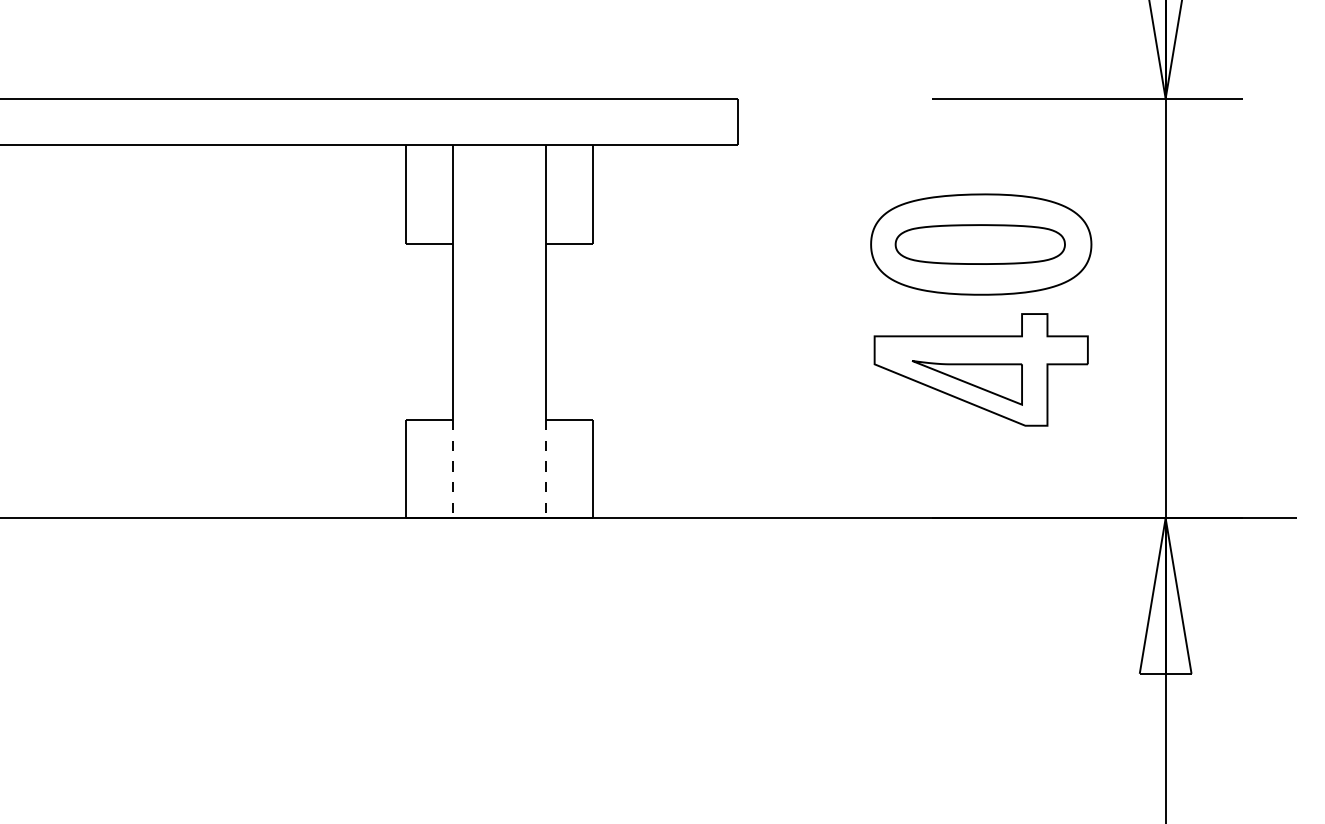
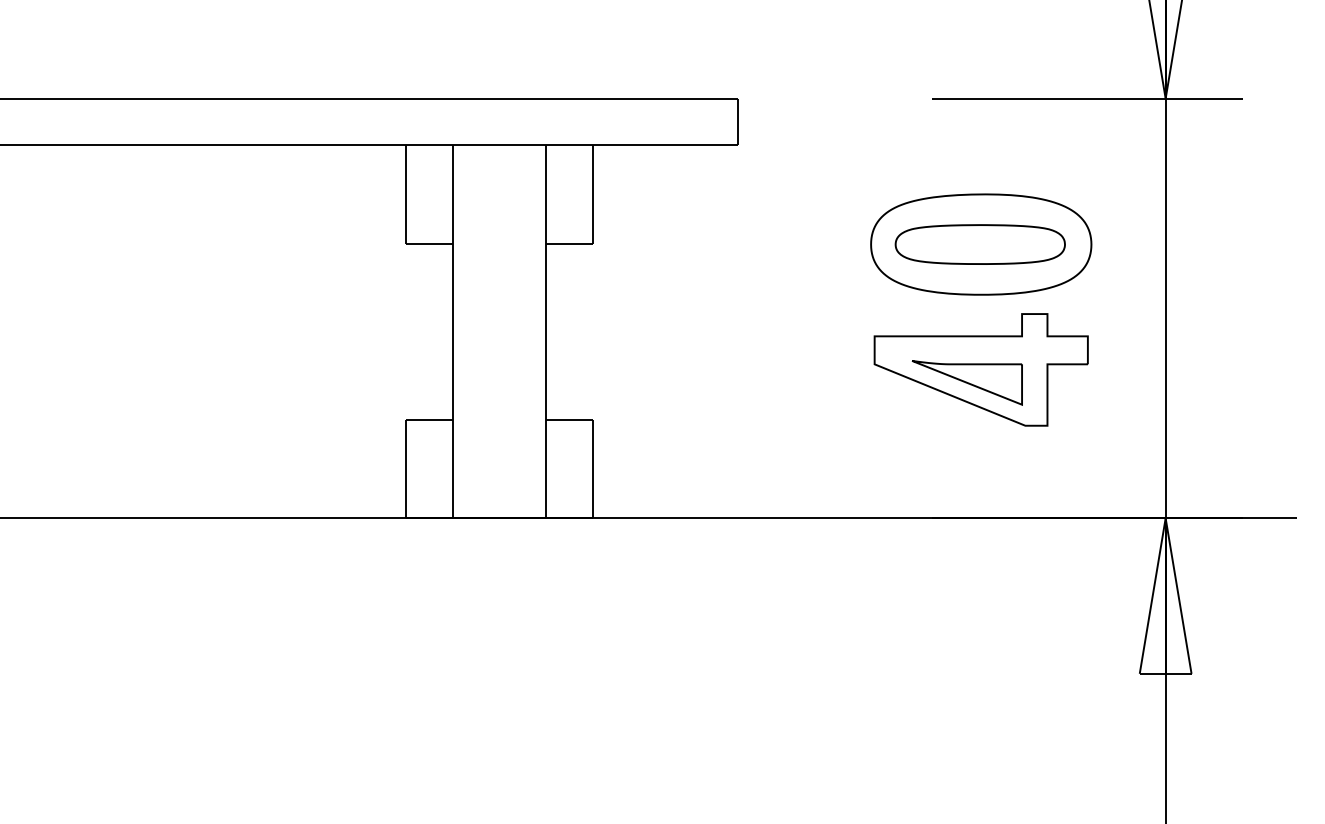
line: dashed -> solid (452, 469)
line: dashed -> solid (546, 469)
